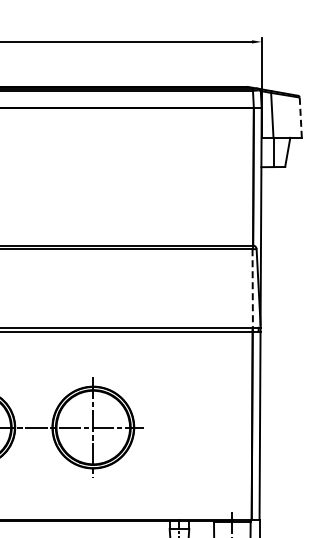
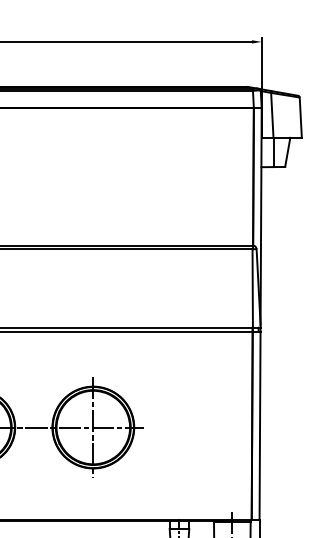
line: dashed -> solid (300, 117)
line: dashed -> solid (252, 288)
